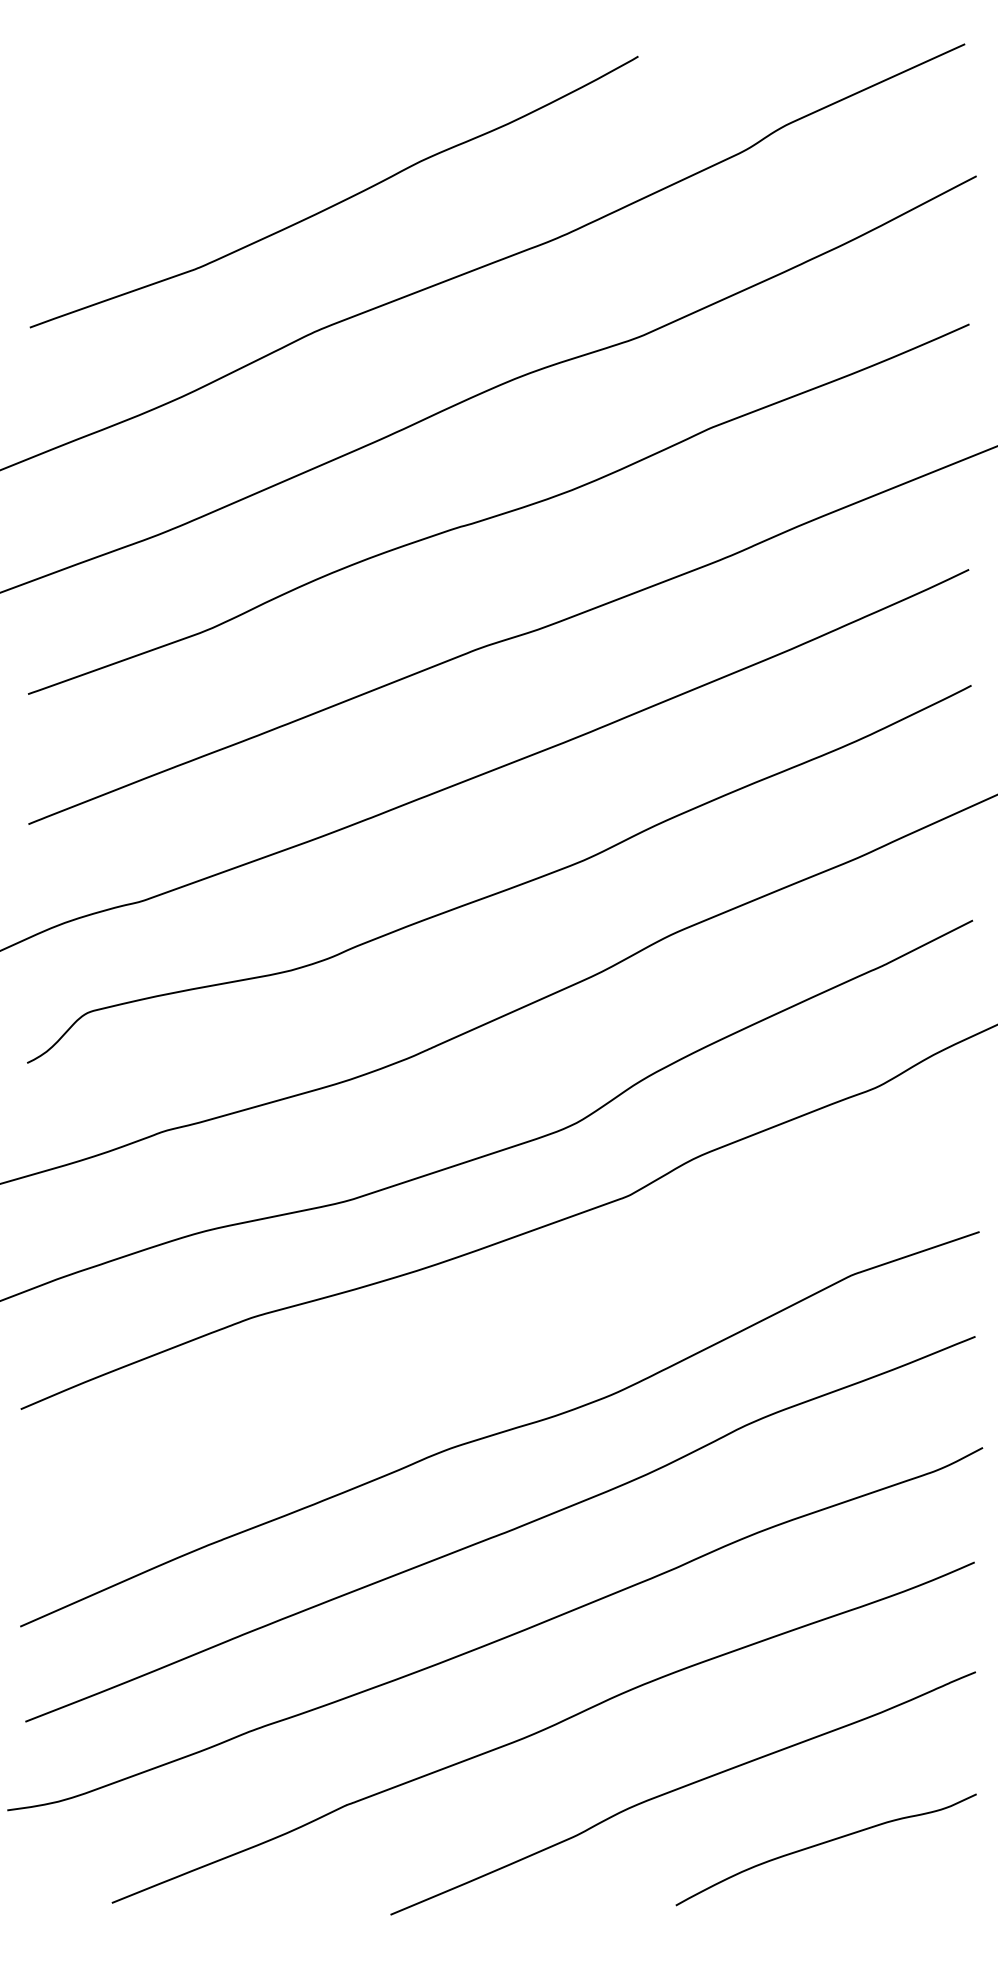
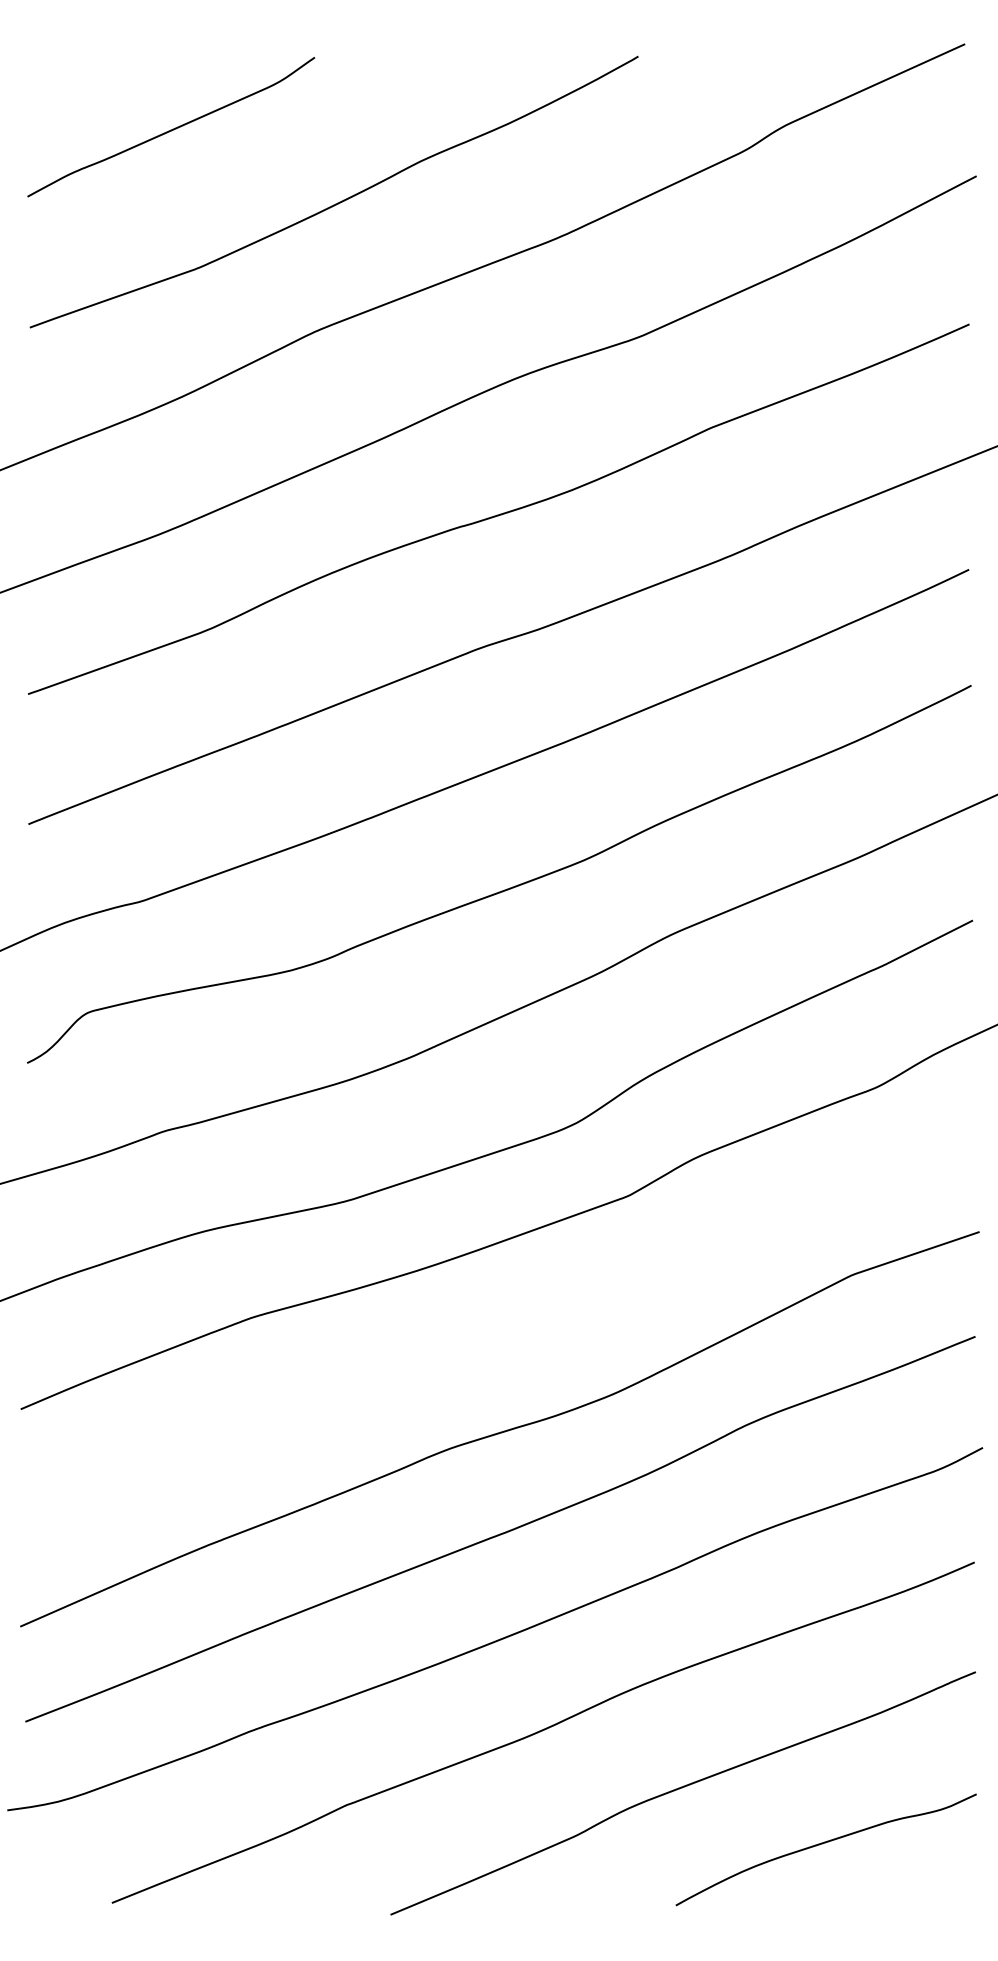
curve: none -> present (171, 129)
